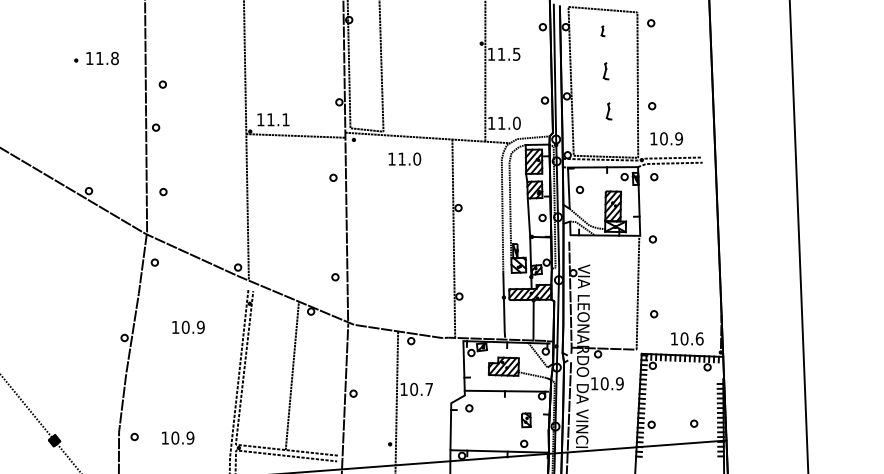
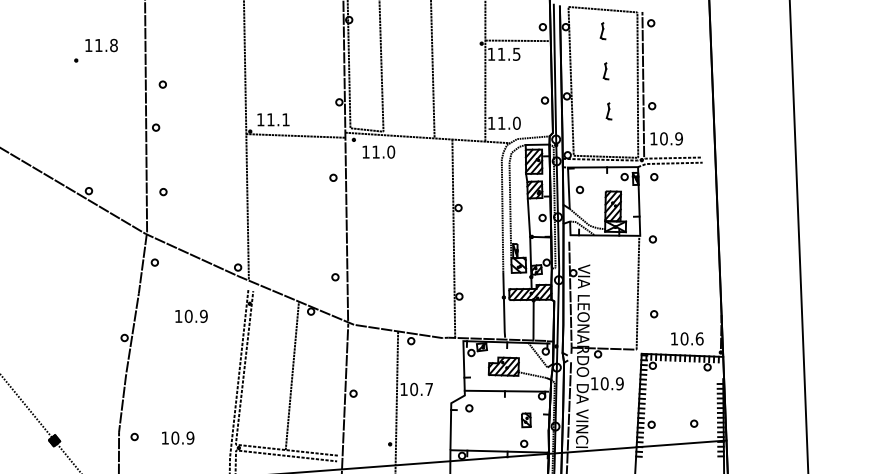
part size: 6x13 px -> 8x19 px (602, 31)
line: none -> present (516, 40)
text position: (102, 58) -> (101, 45) (101, 45)
line: none -> present (432, 69)
line: none -> present (643, 84)
text position: (404, 158) -> (378, 151) (378, 151)
text position: (188, 326) -> (191, 315) (191, 315)
